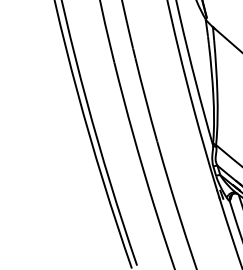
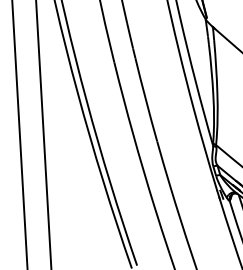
line: none -> present (19, 134)
line: none -> present (43, 134)
